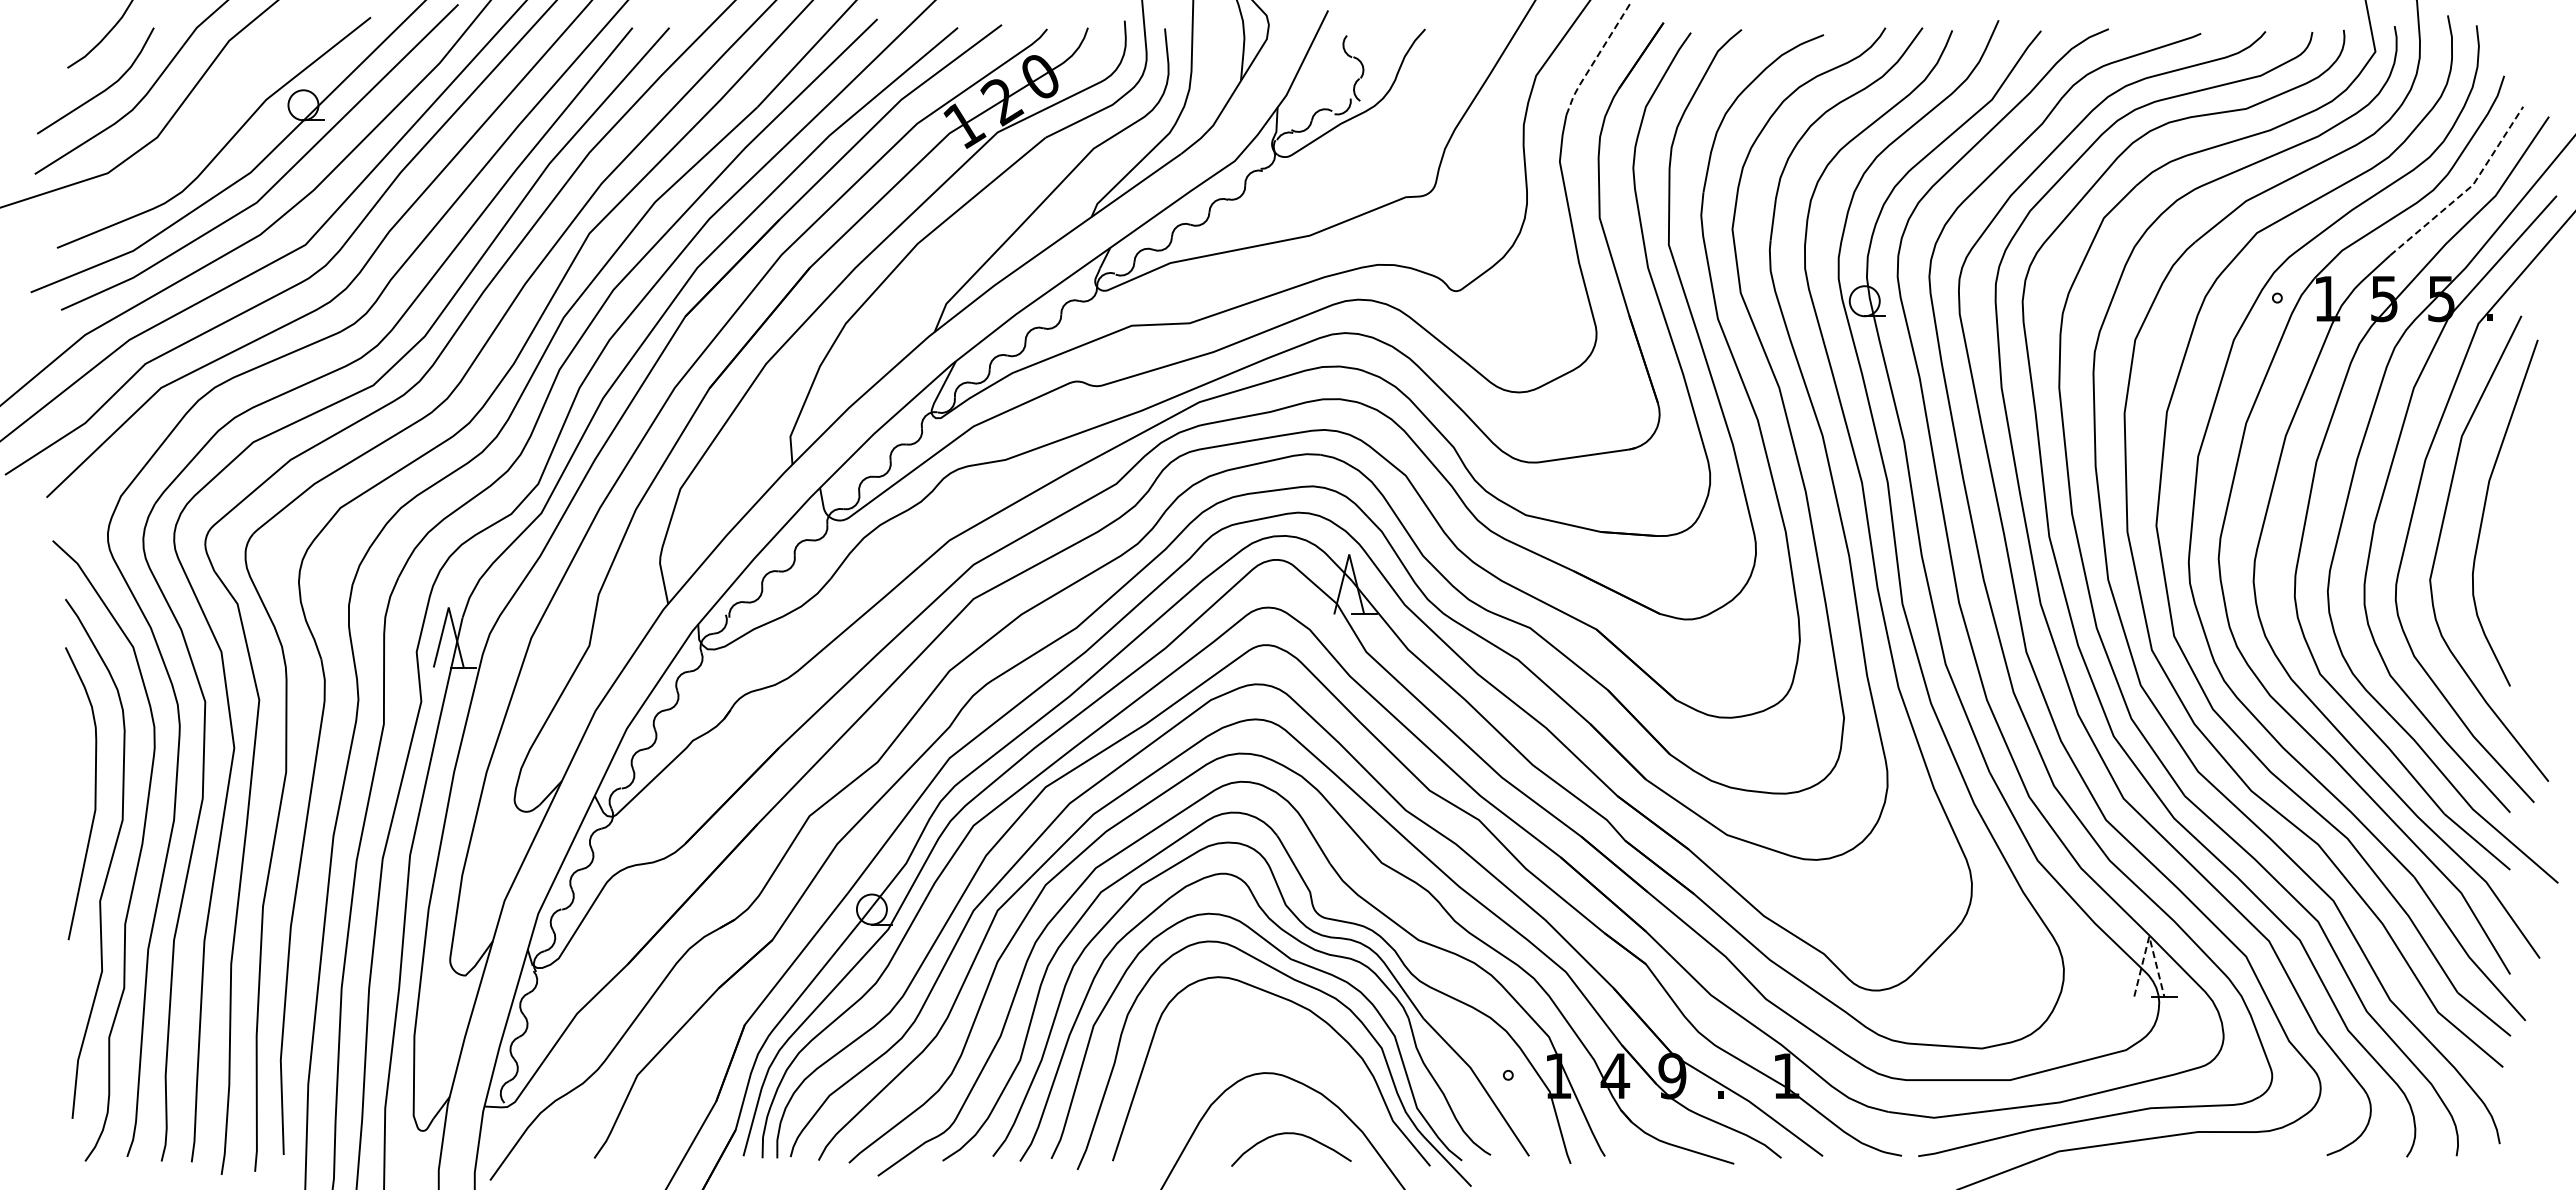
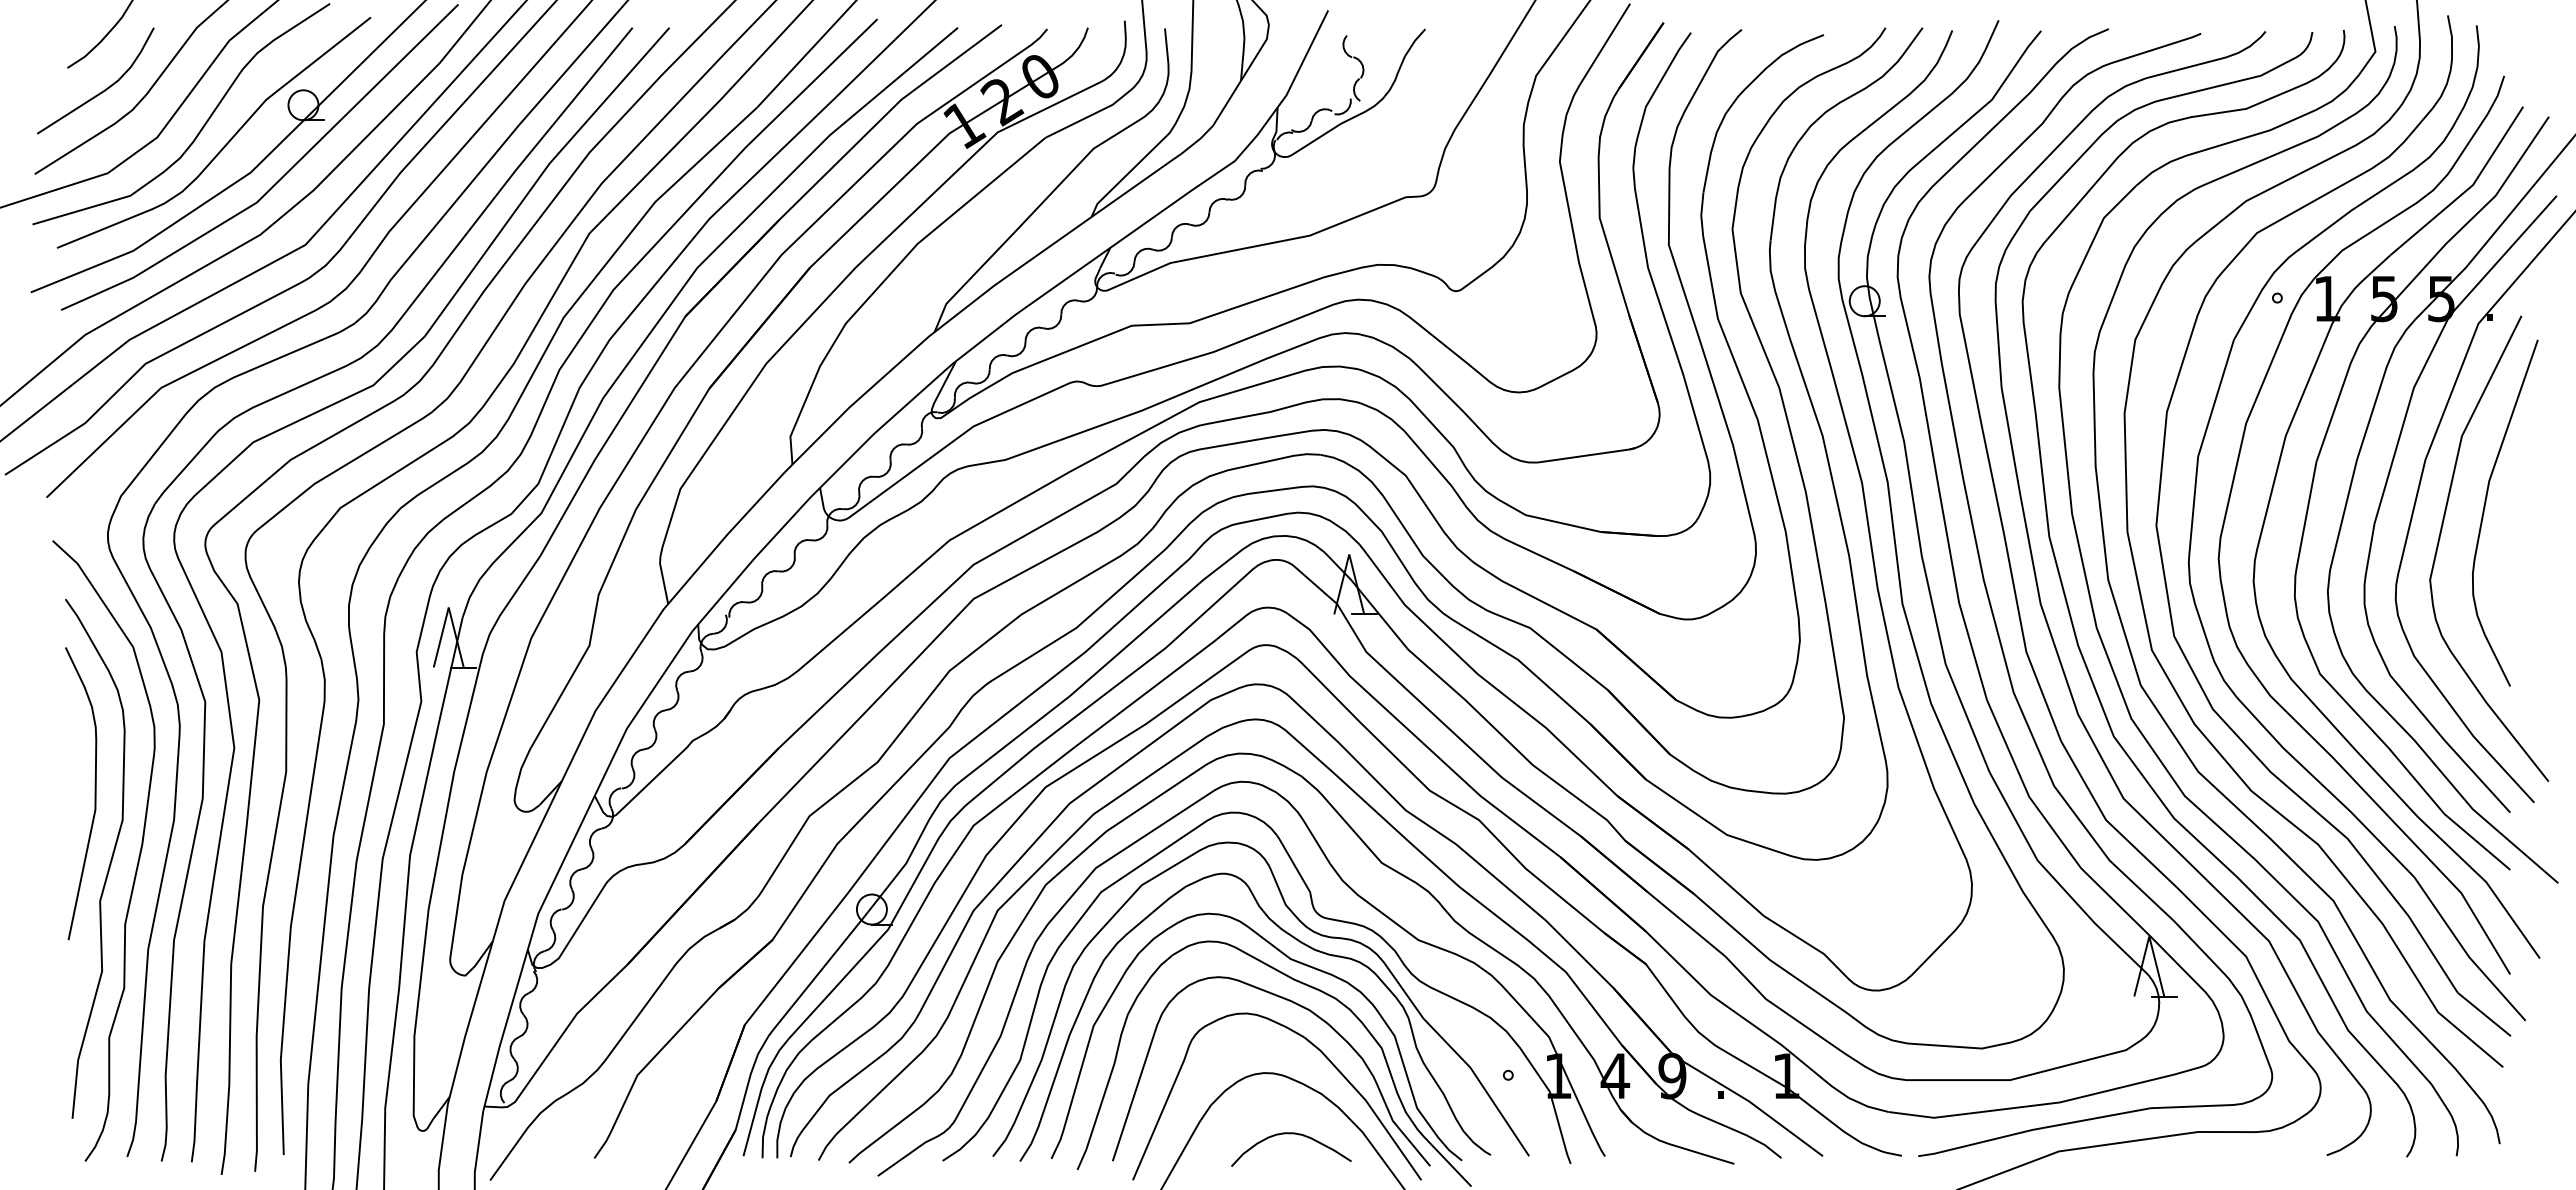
line: dashed -> solid (1595, 59)
curve: none -> present (199, 130)
line: dashed -> solid (2467, 189)
line: dashed -> solid (2149, 936)
part: none -> present (1313, 1046)
